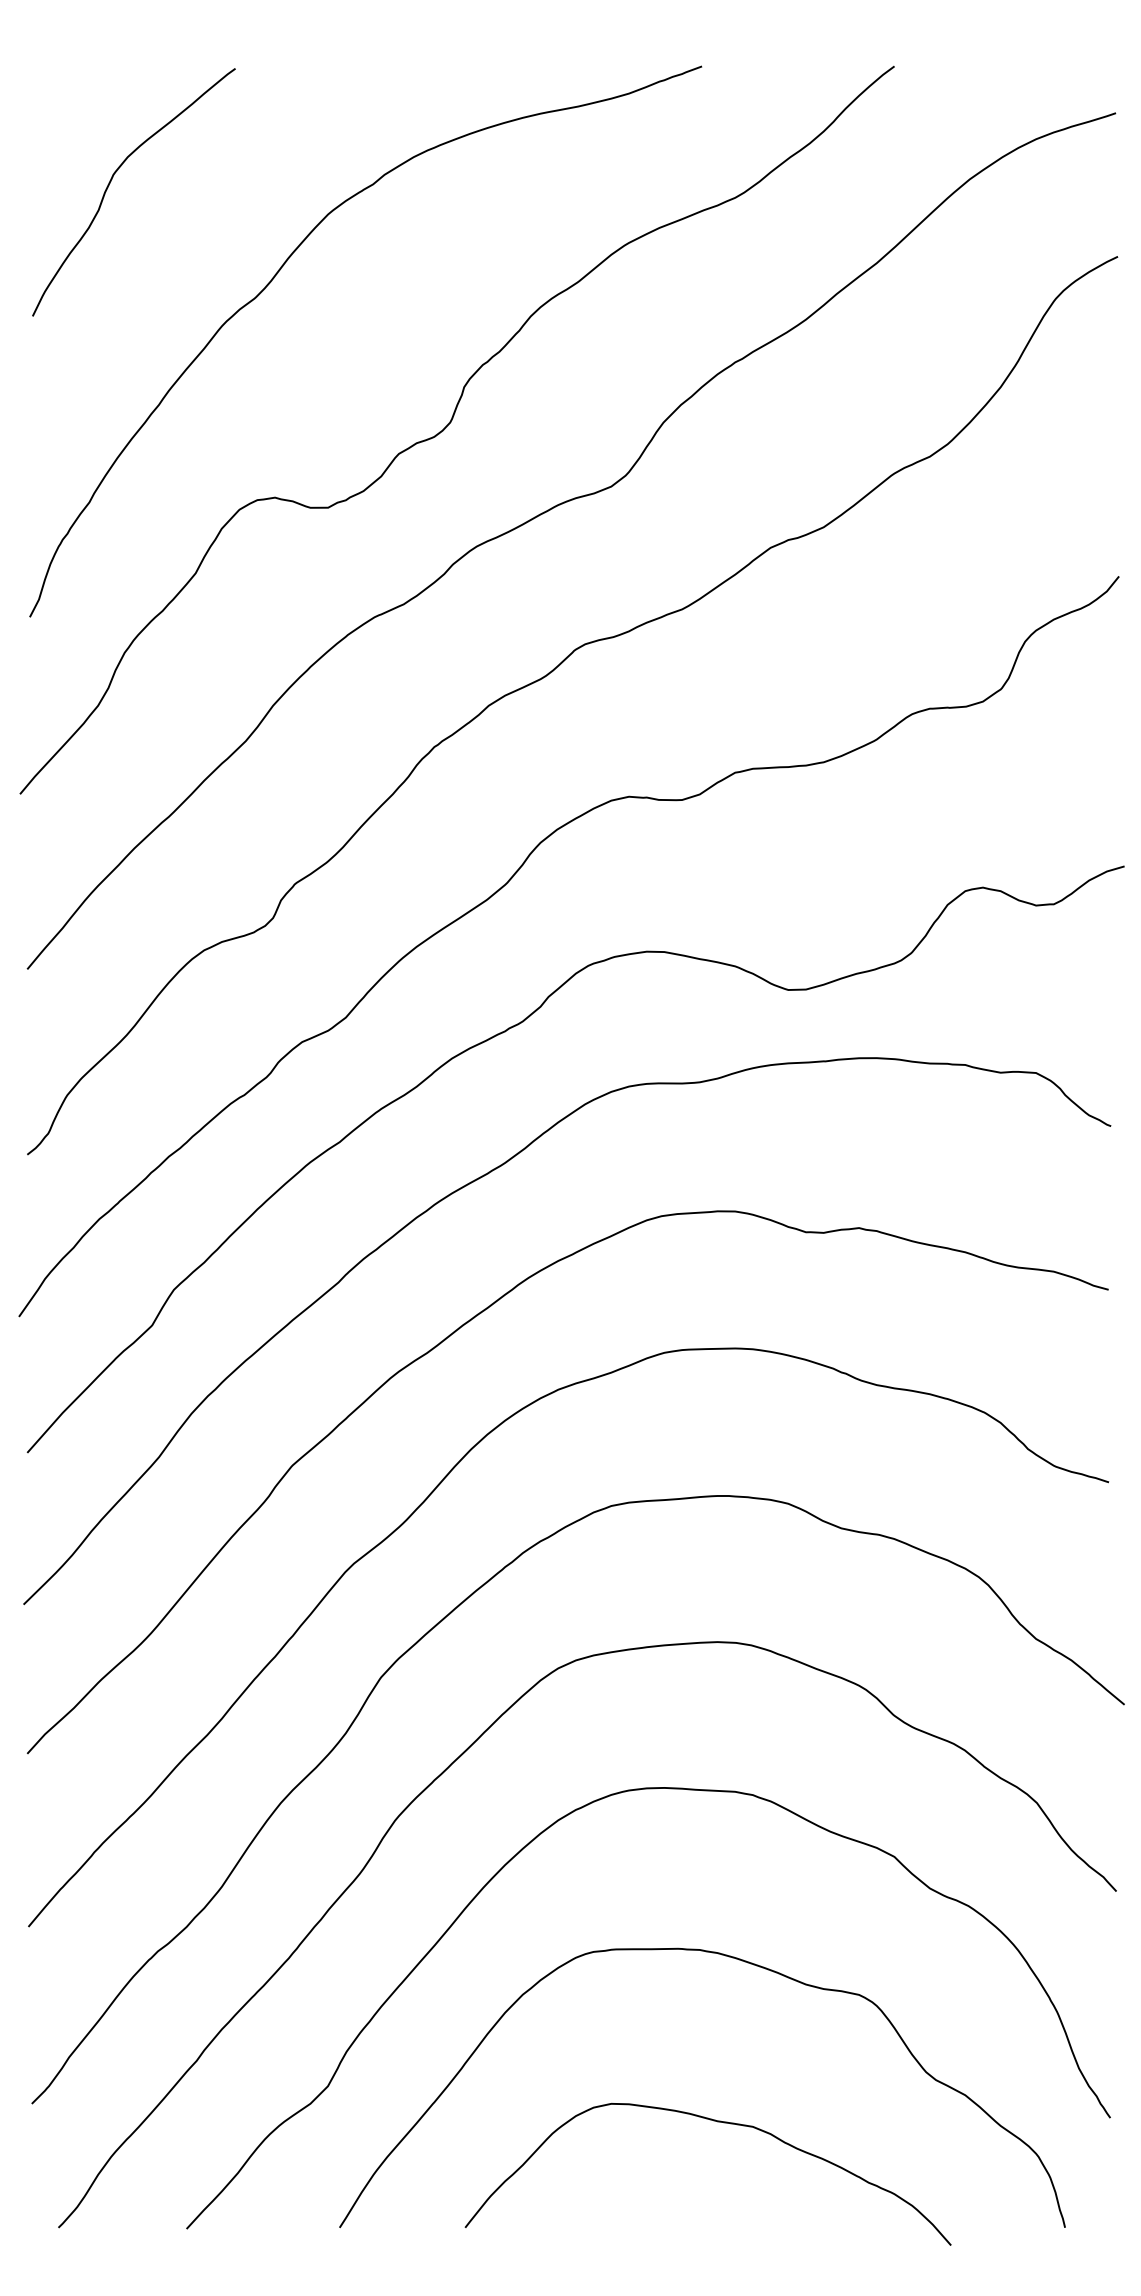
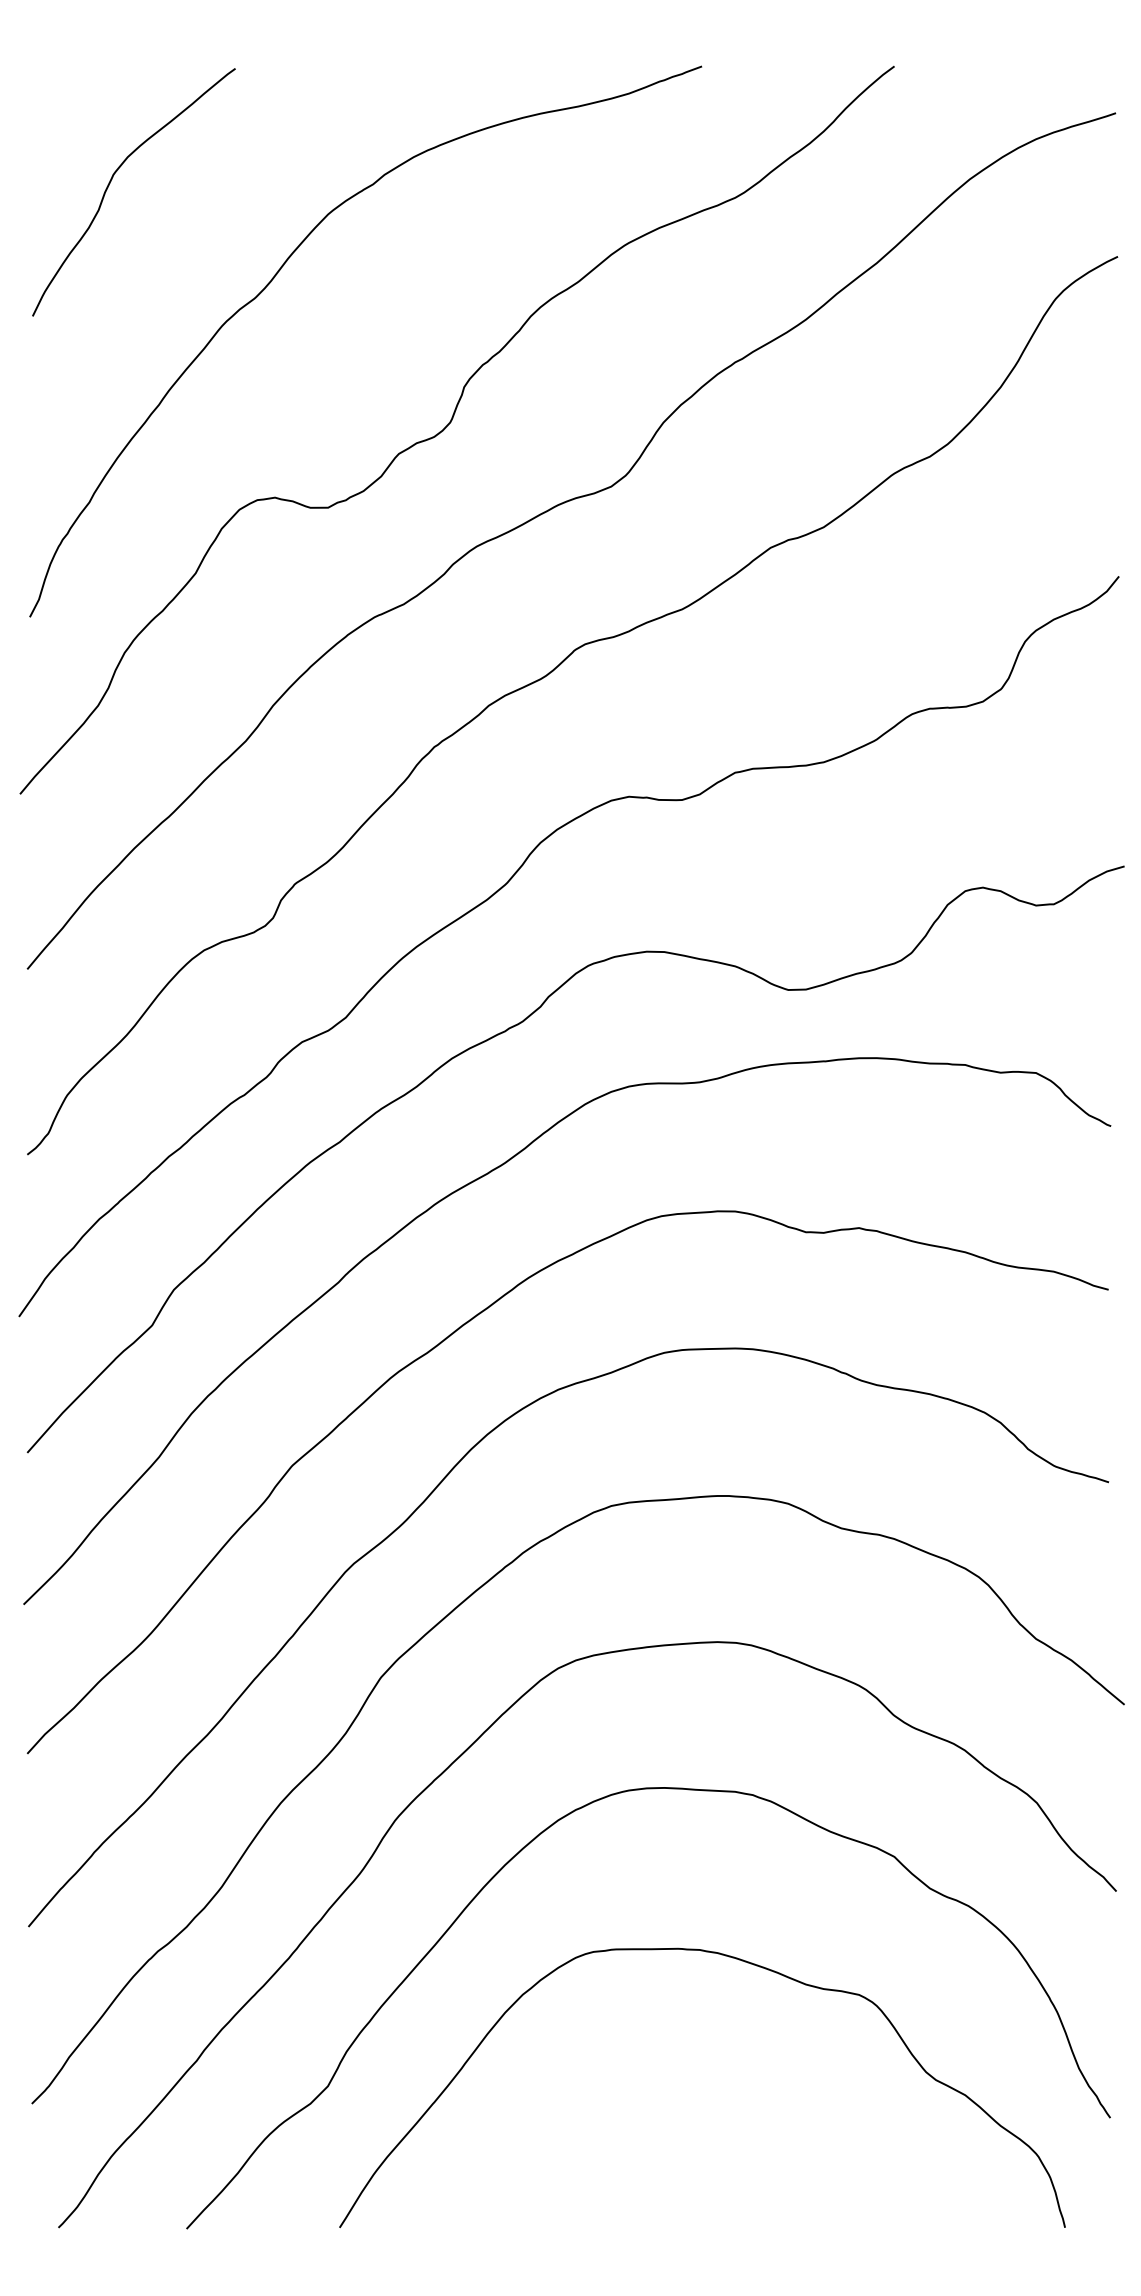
curve: present -> none (717, 2122)
